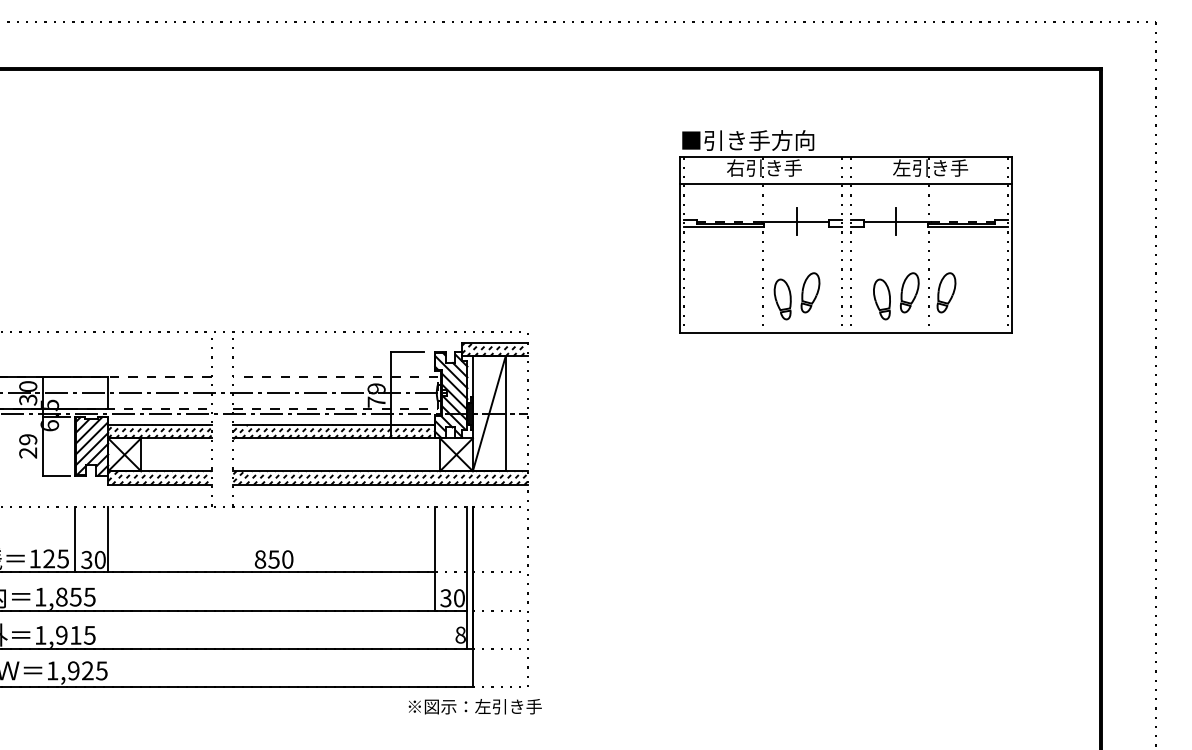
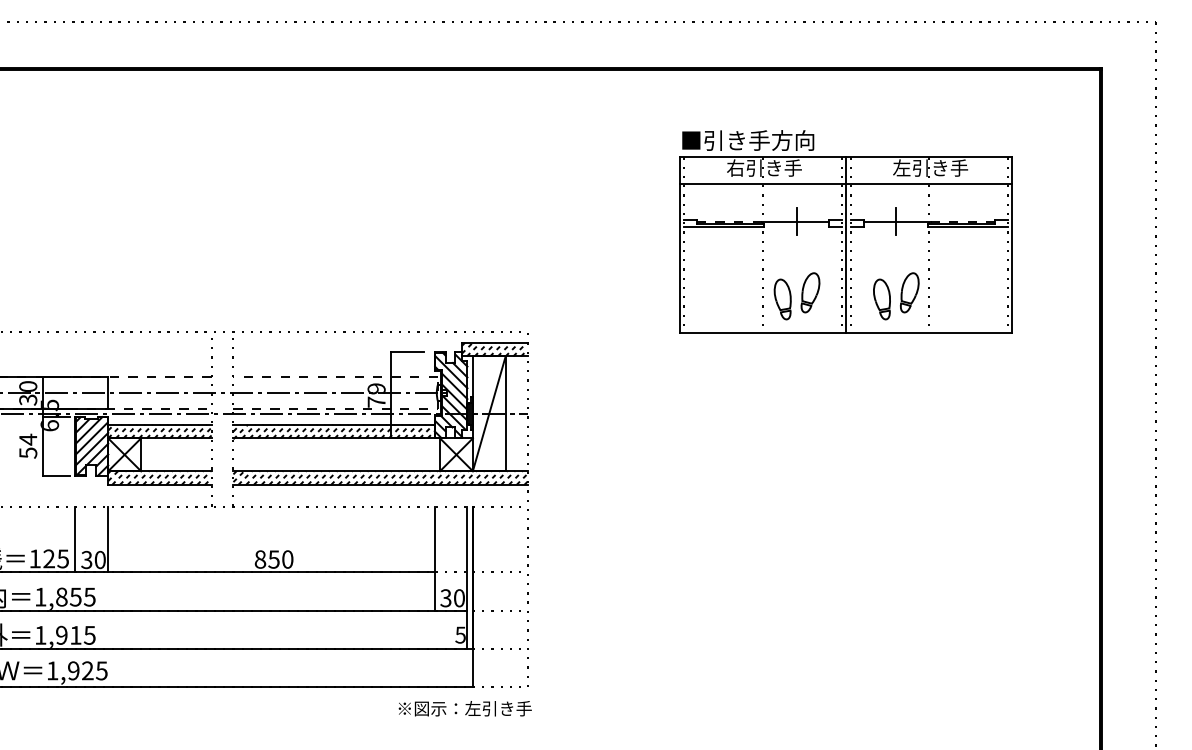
line: none -> present (846, 245)
part: present -> none (946, 292)
text: 29 -> 54 (28, 445)
text: 8 -> 5 (460, 634)
text position: (474, 706) -> (464, 708) (464, 708)
